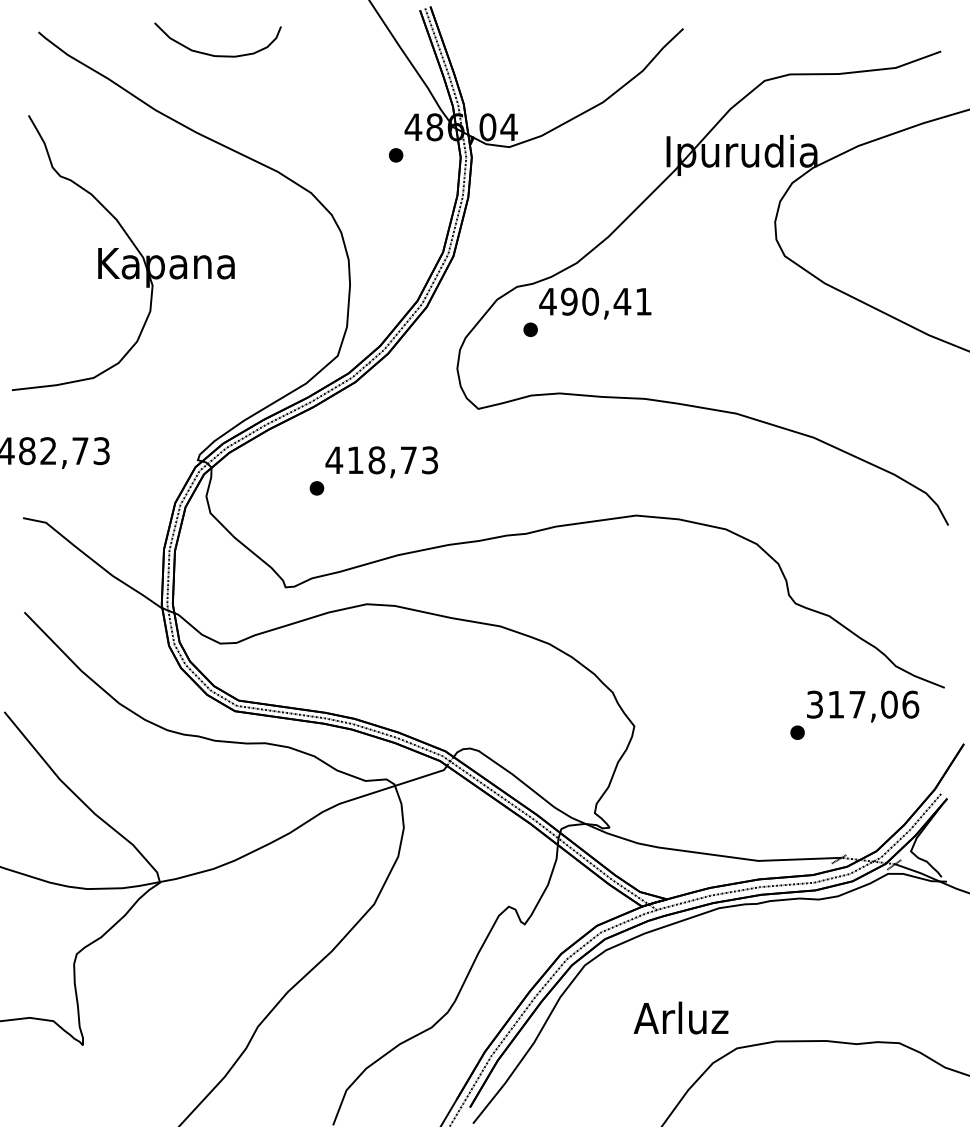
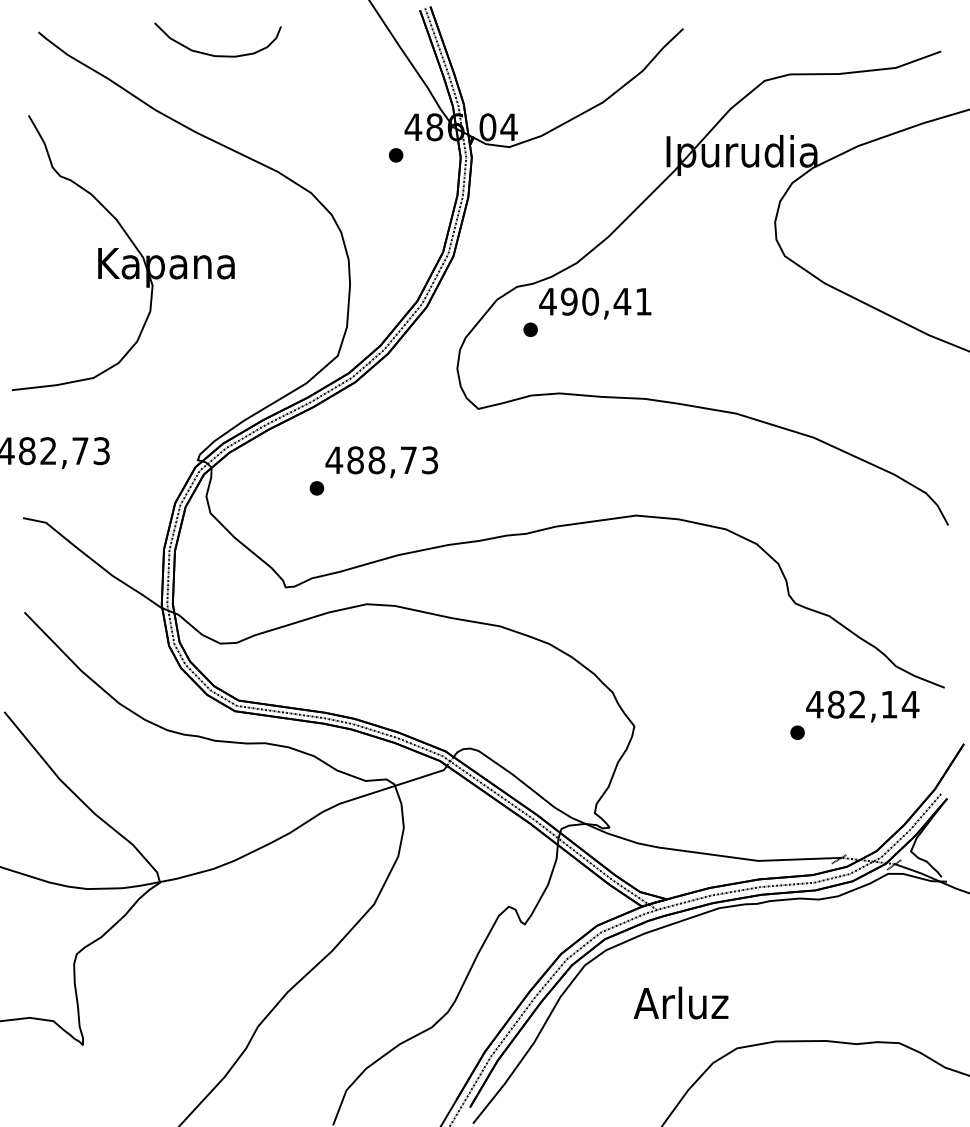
text: 418,73 -> 488,73 (355, 460)
text: 317,06 -> 482,14 (862, 704)
text position: (680, 1017) -> (680, 1002) (680, 1002)
